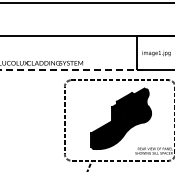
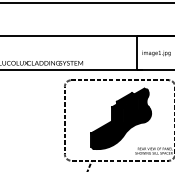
line: dashed -> solid (72, 69)
